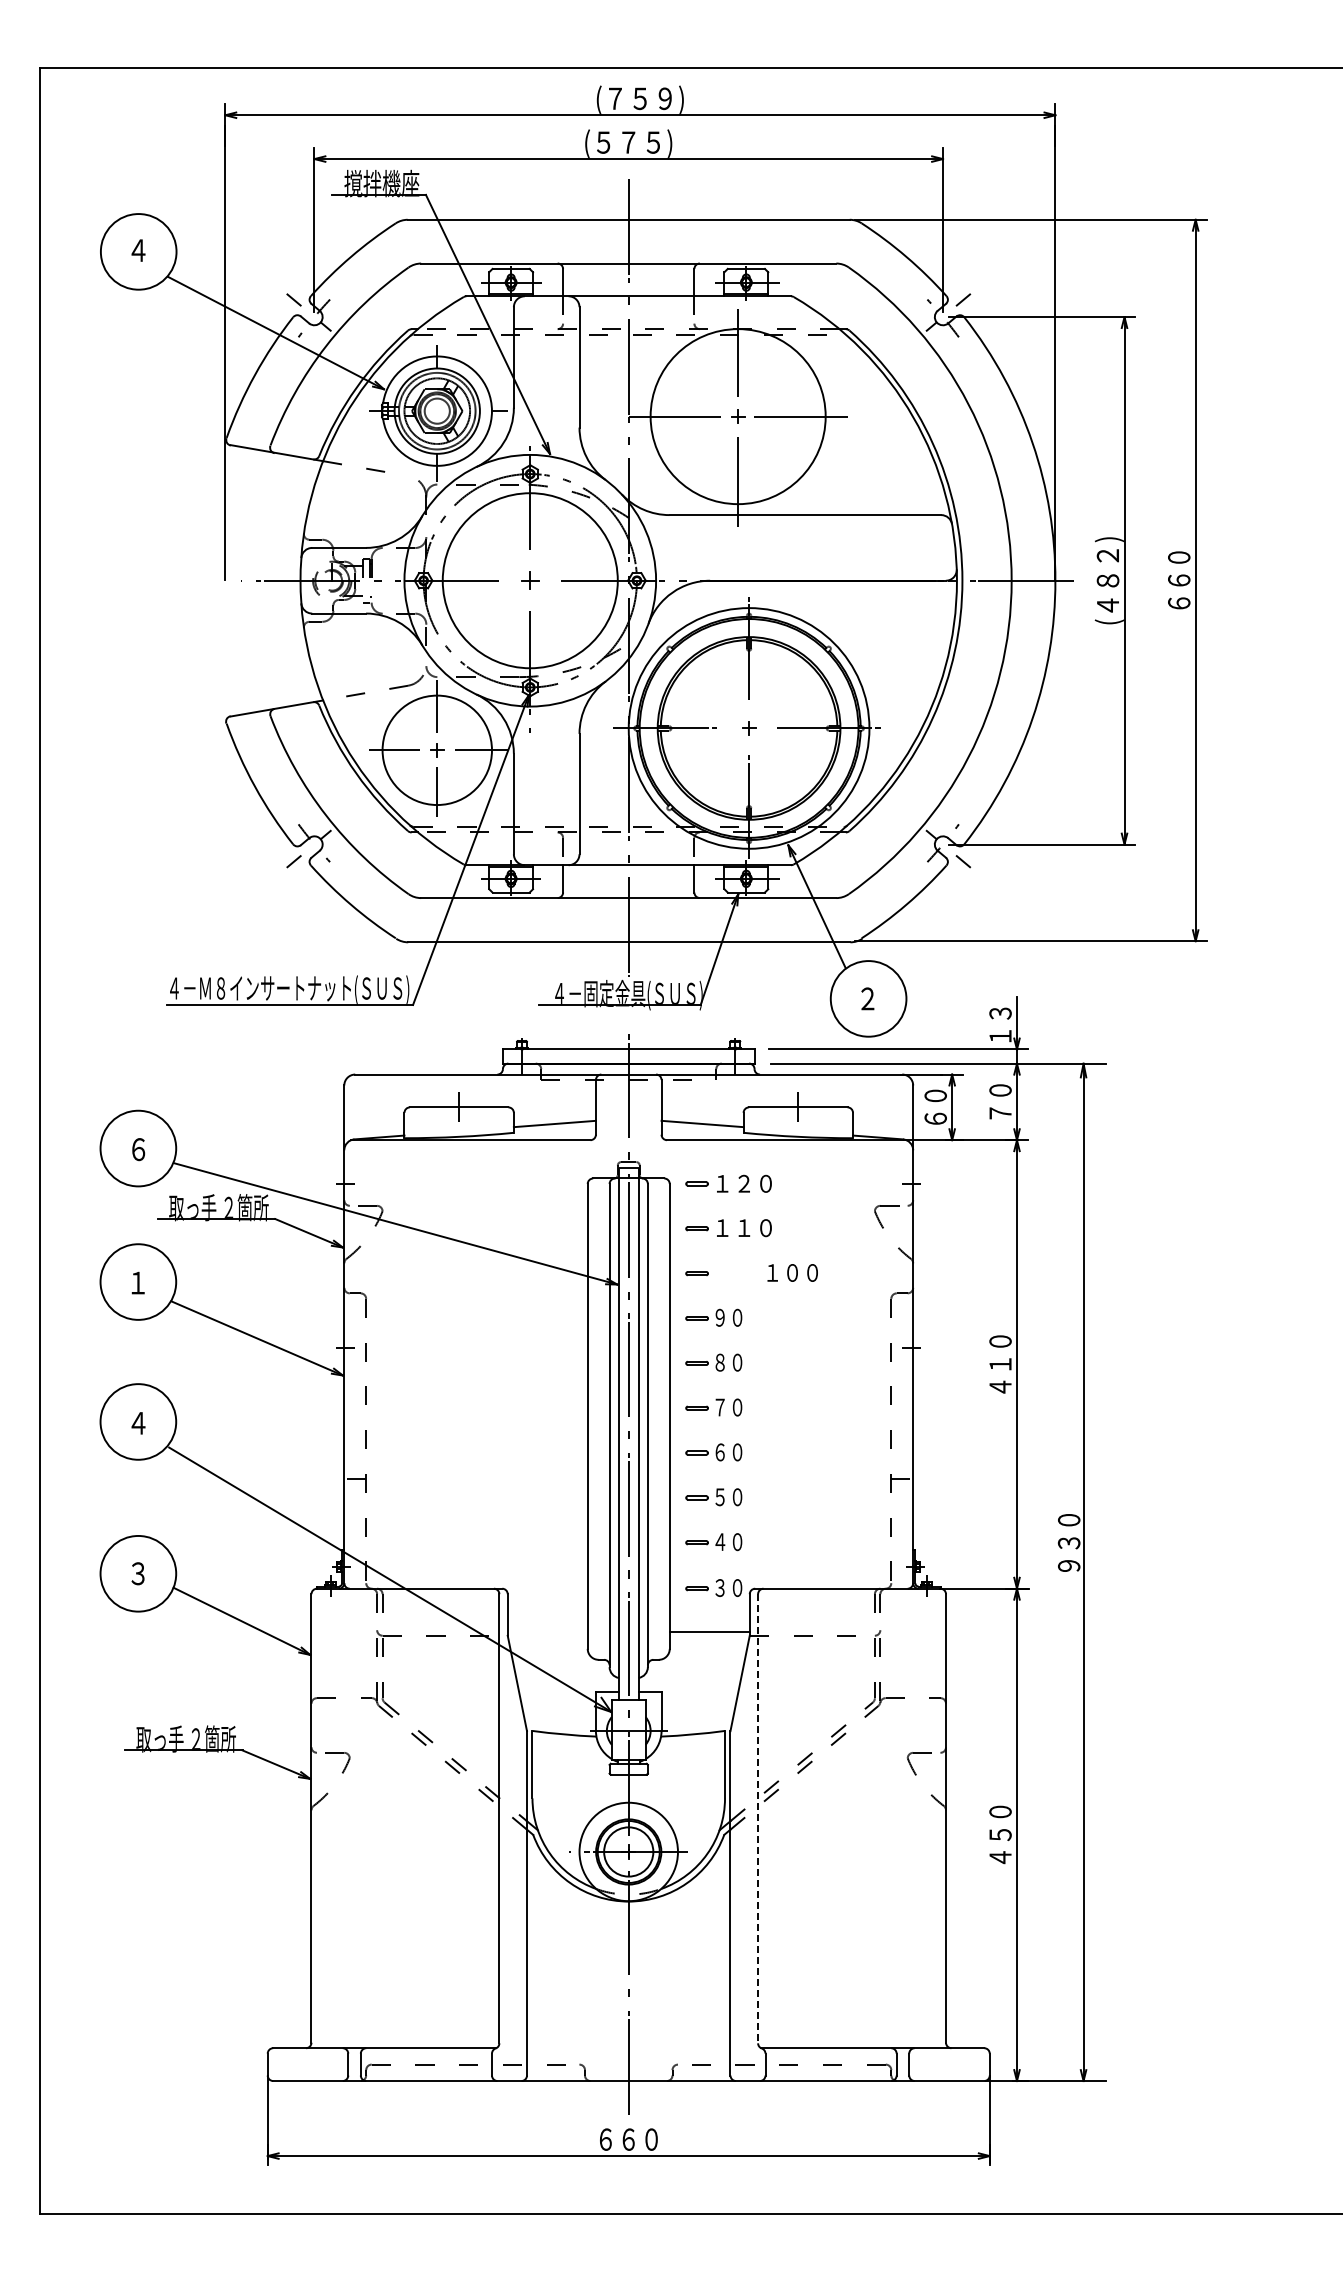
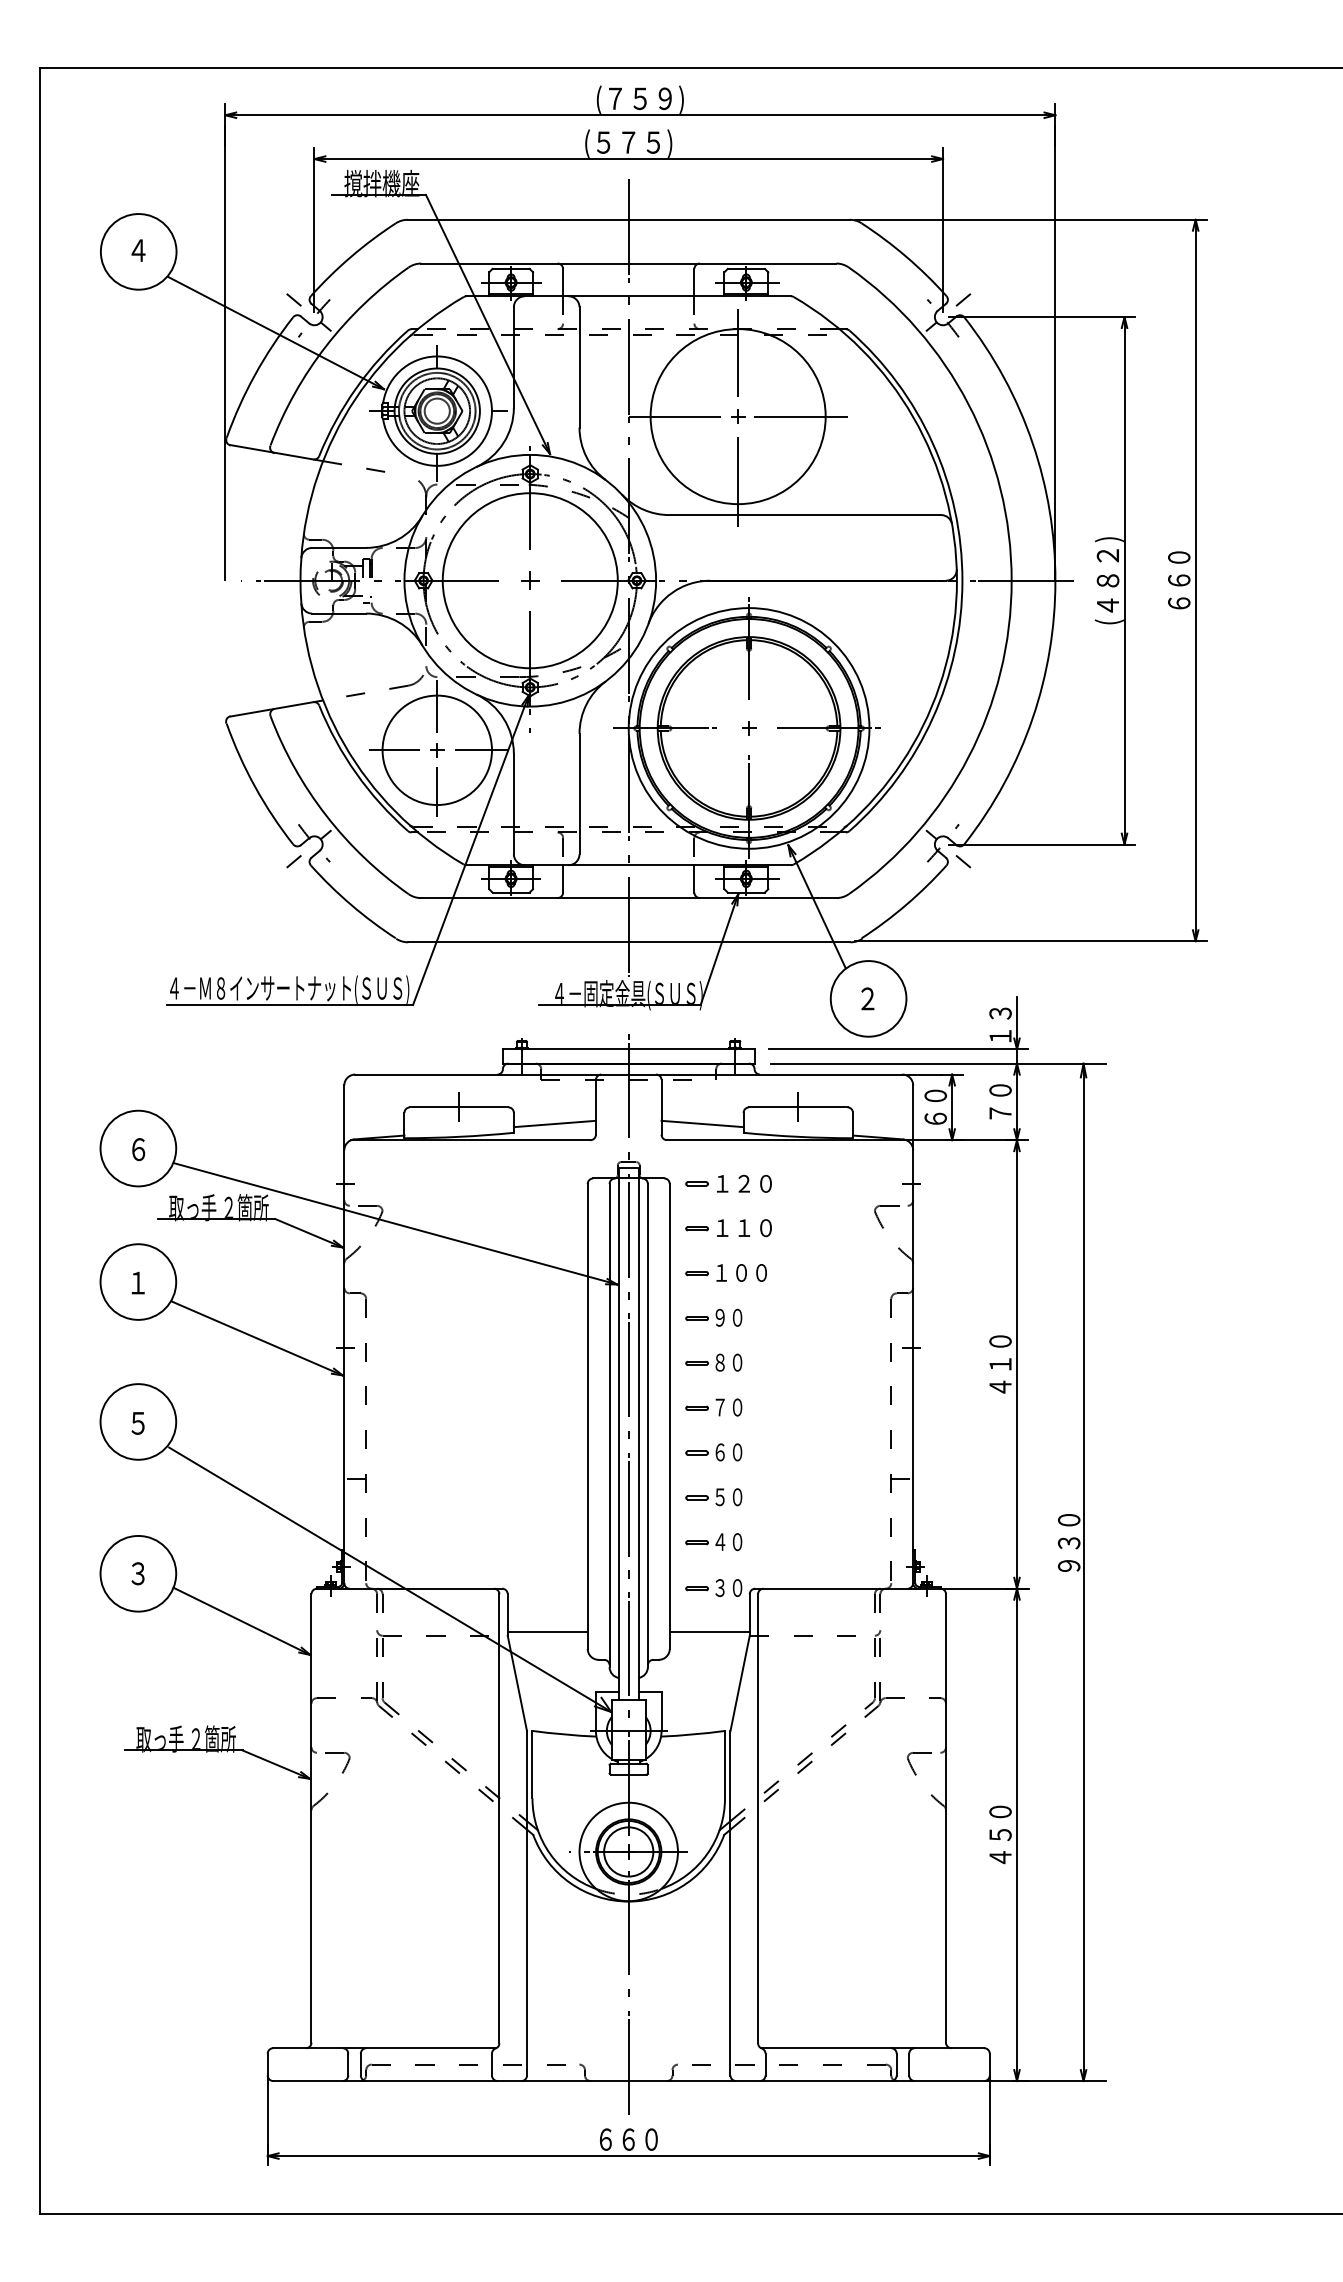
text position: (792, 1272) -> (741, 1272) (741, 1272)
text: ４ -> ５ (138, 1423)
line: none -> present (547, 1632)
line: dashed -> solid (758, 1818)
